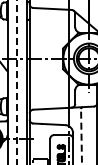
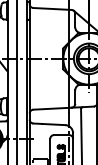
line: dashed -> solid (17, 82)
line: dashed -> solid (81, 136)
